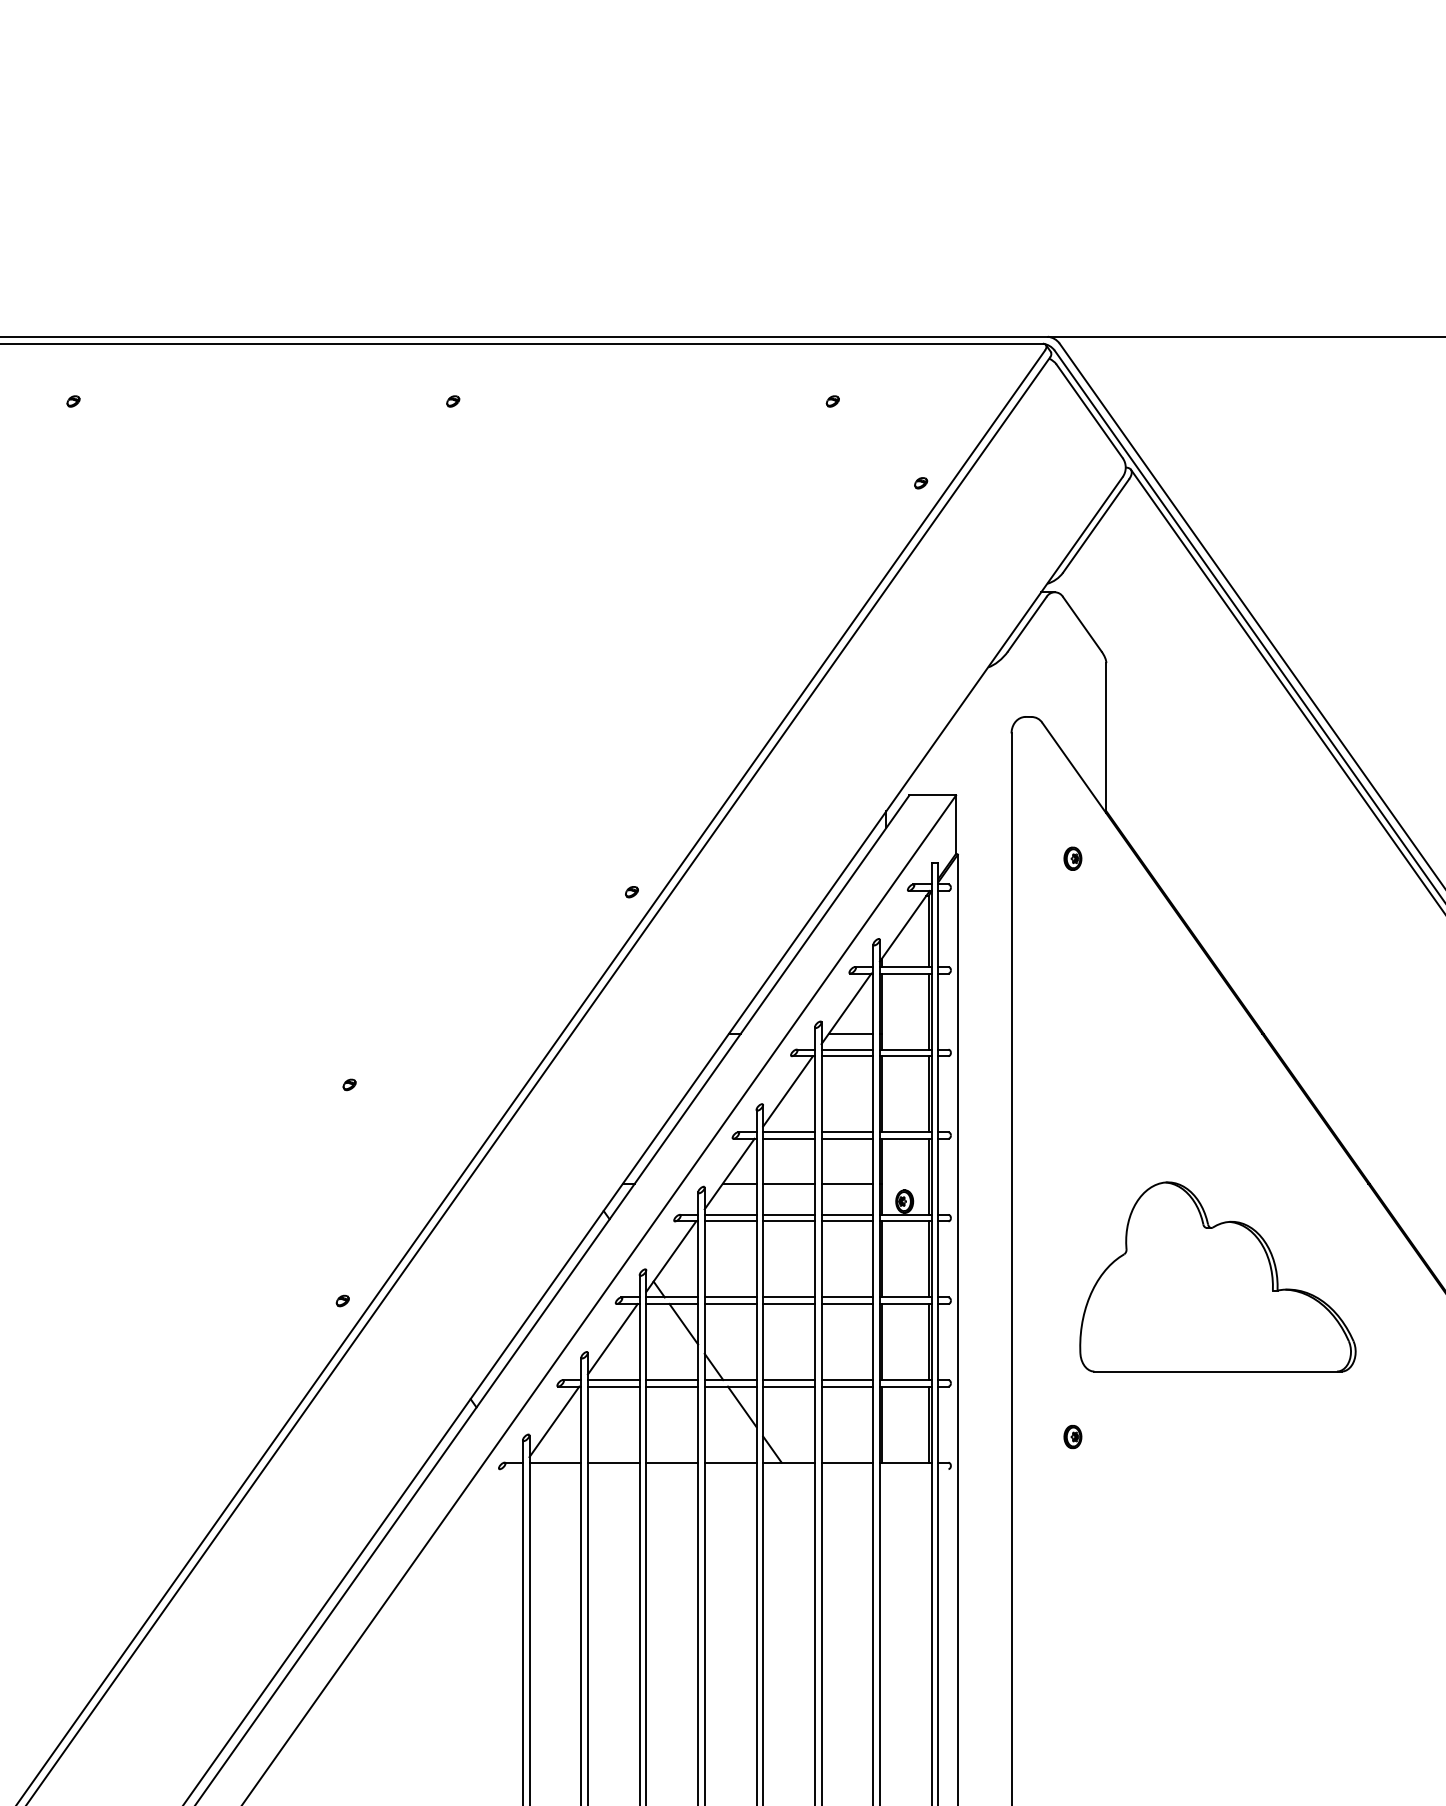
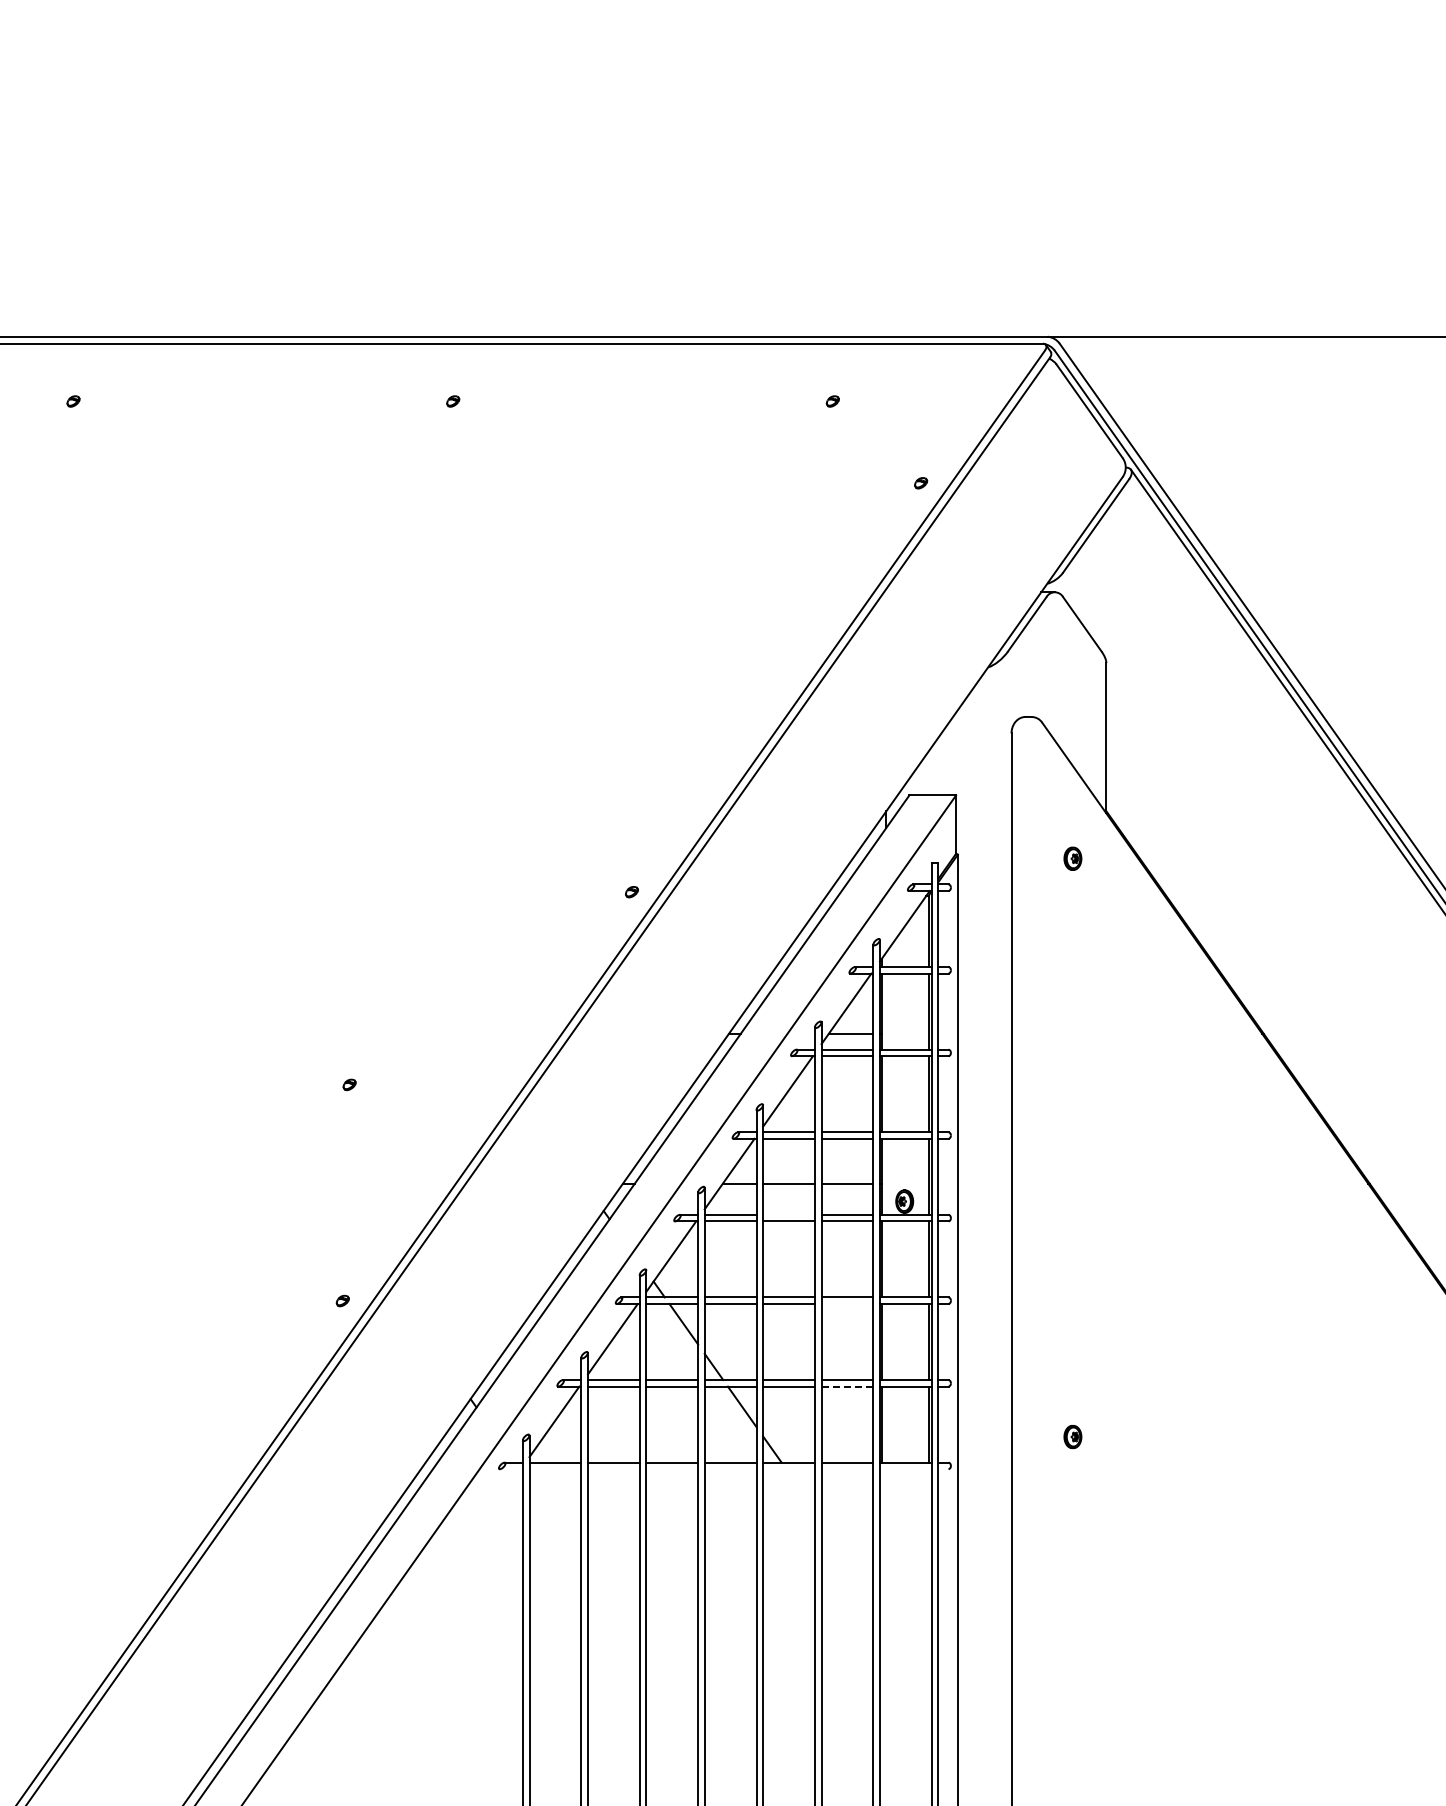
line: present -> none (788, 1214)
part: present -> none (1217, 1276)
line: present -> none (847, 1304)
line: solid -> dashed (847, 1386)
